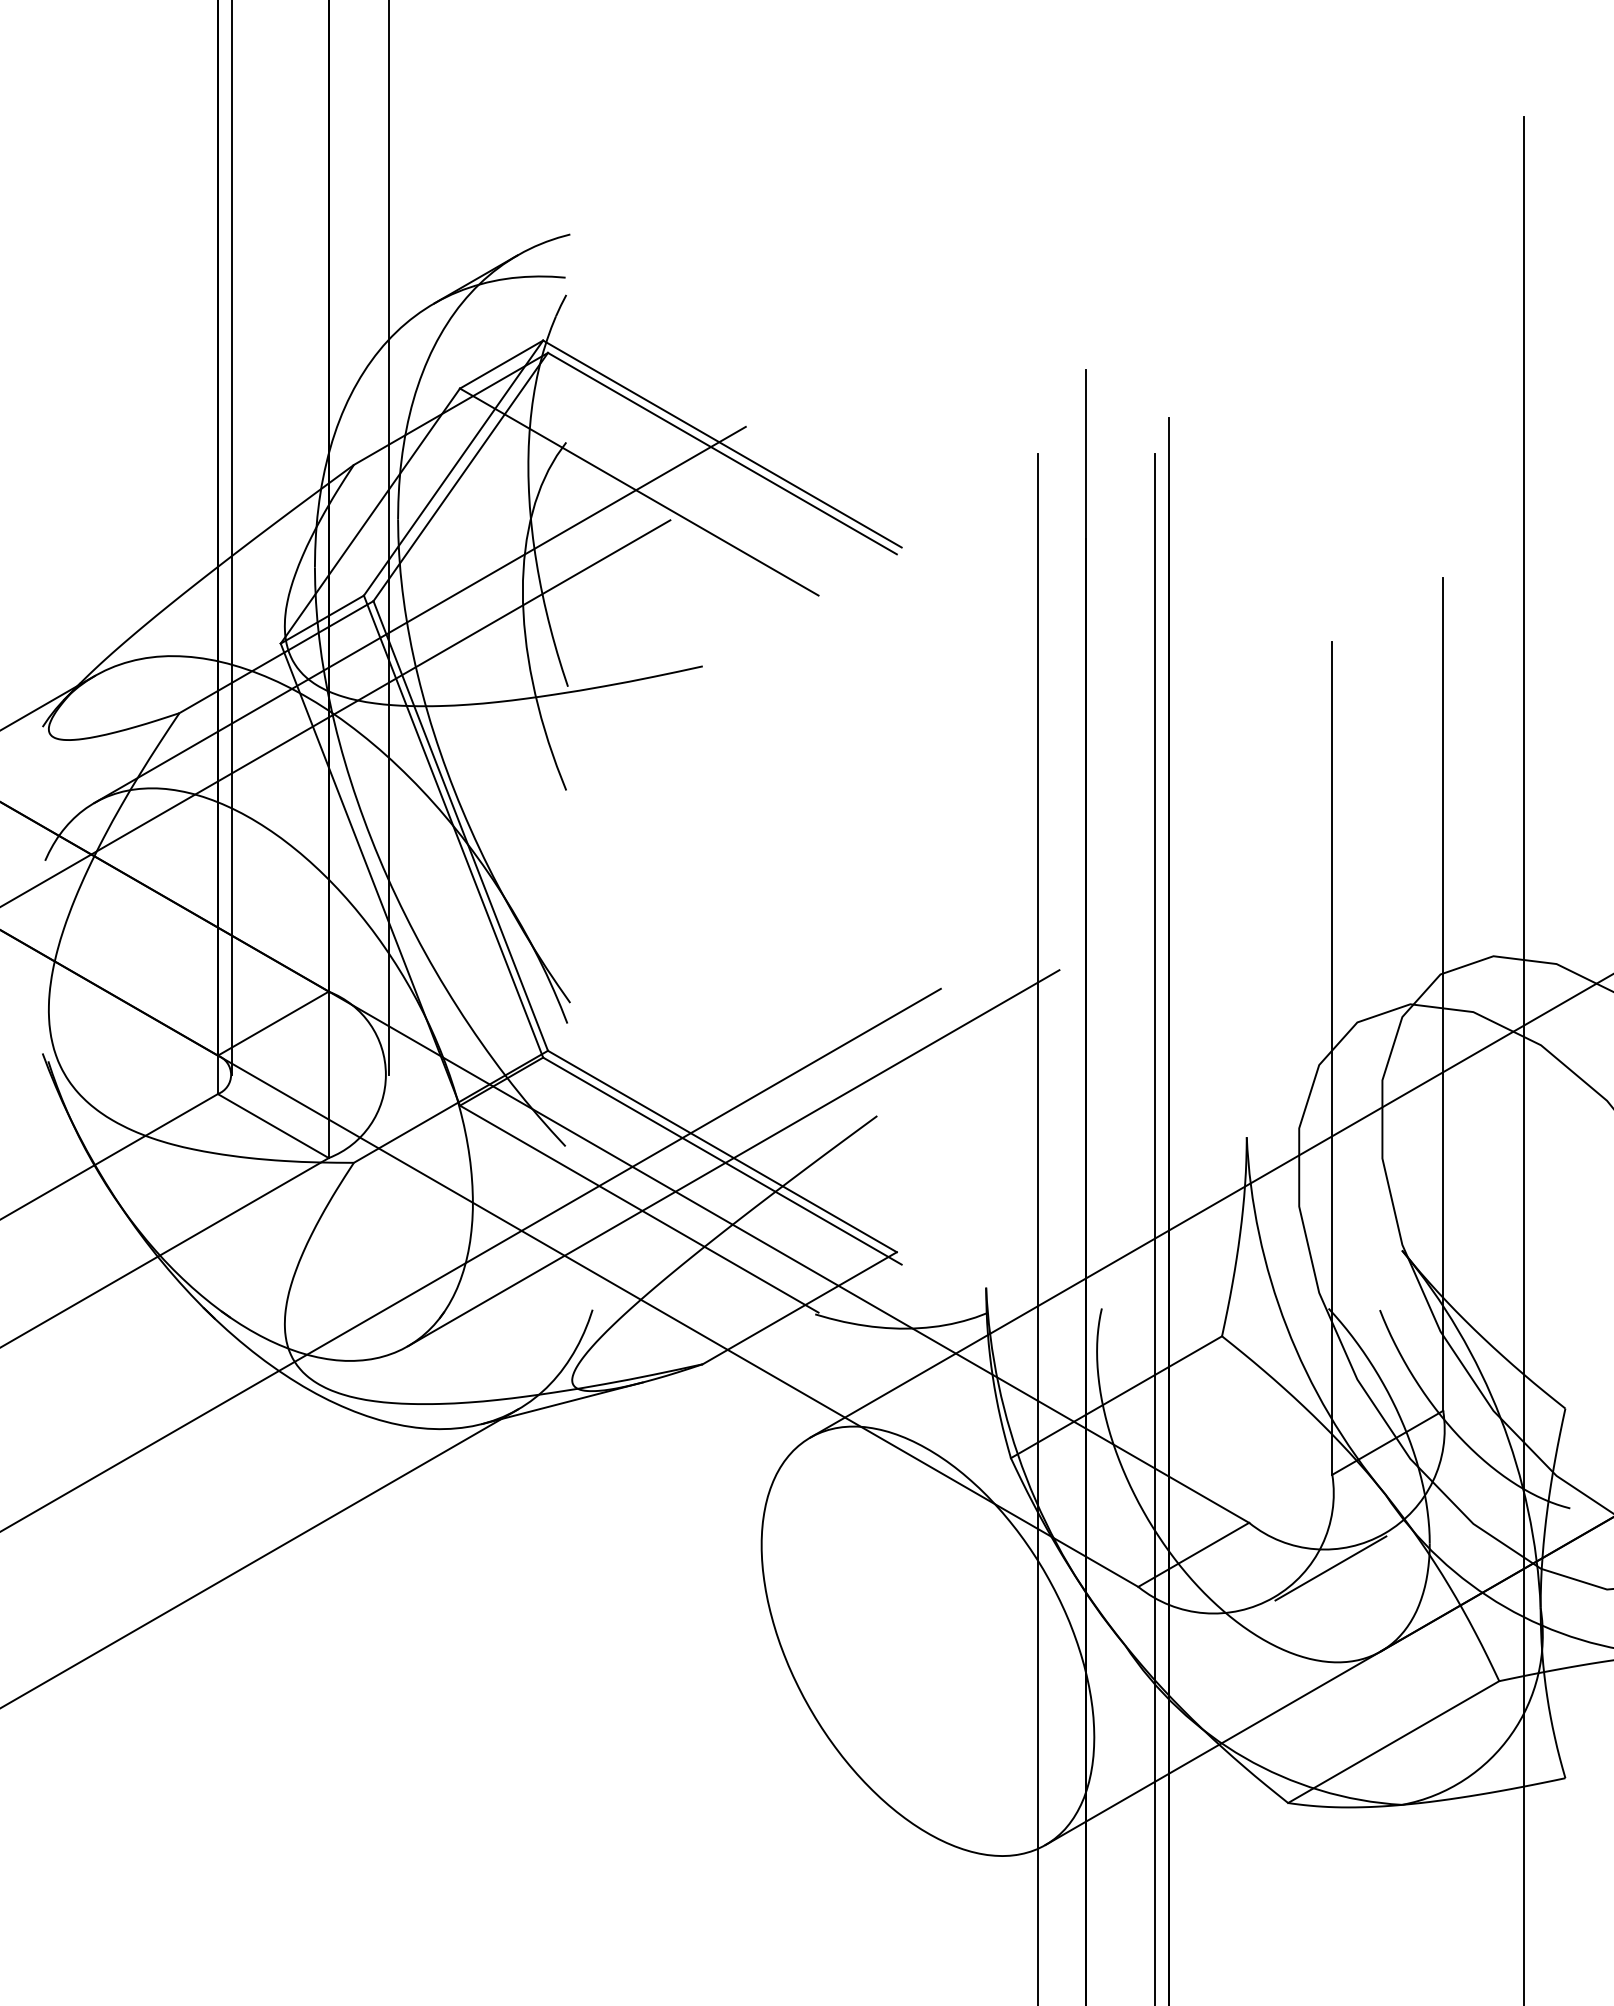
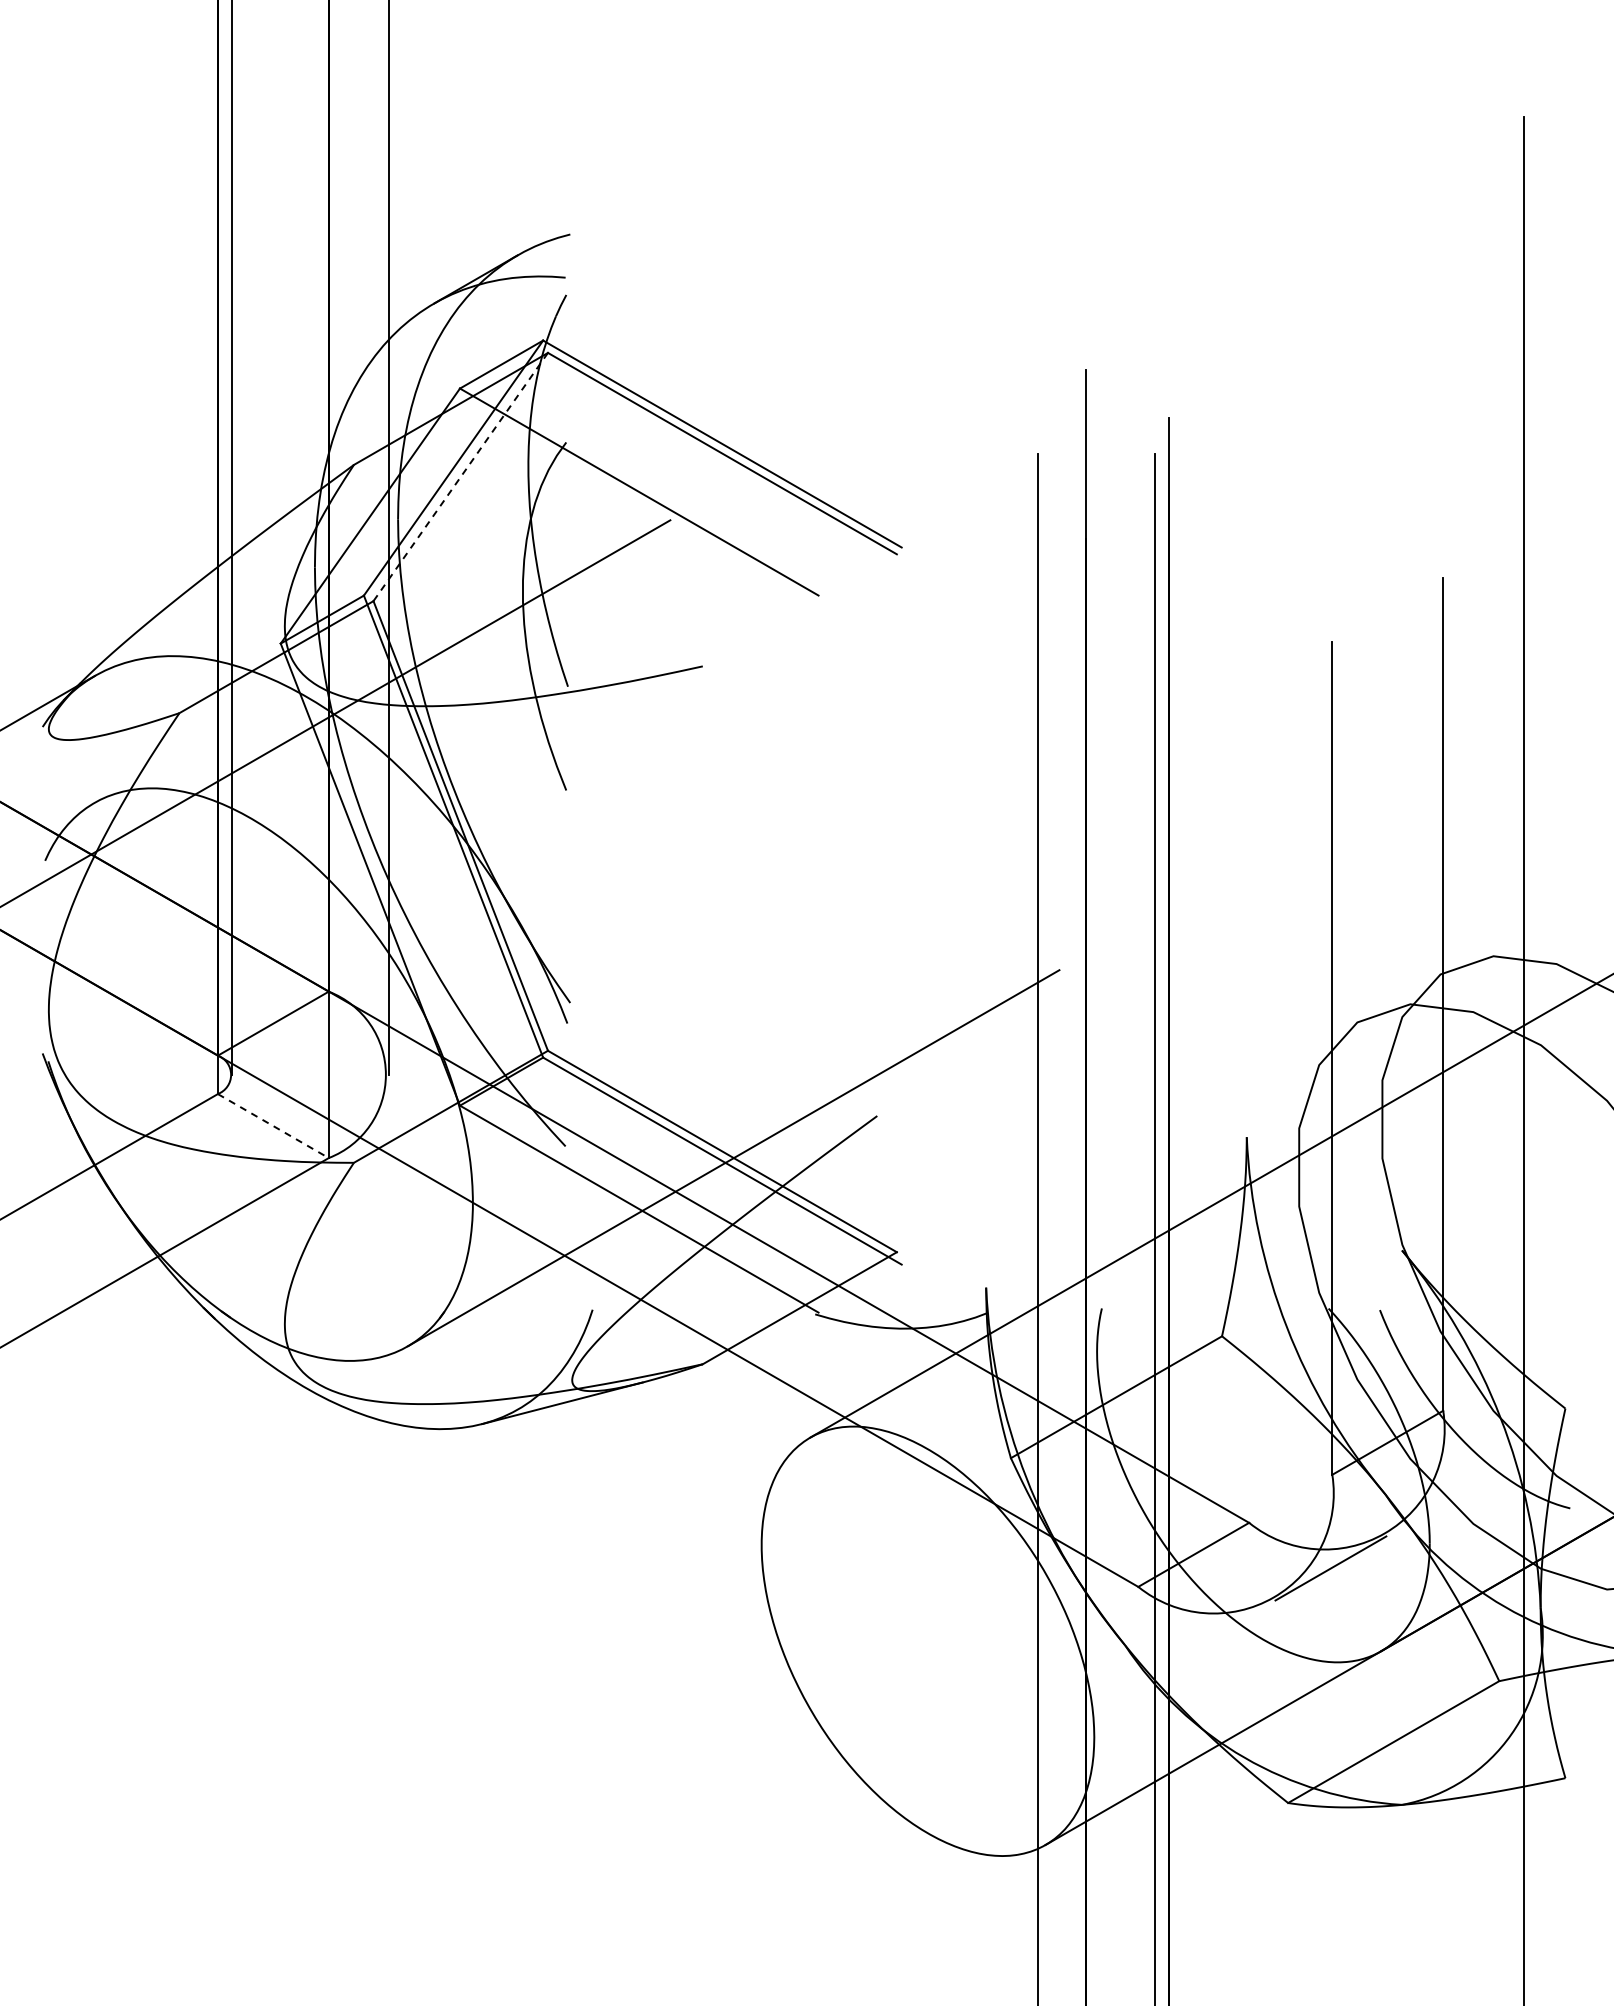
line: solid -> dashed (460, 477)
line: present -> none (419, 614)
line: solid -> dashed (273, 1126)
line: present -> none (471, 1259)
line: present -> none (260, 1558)
